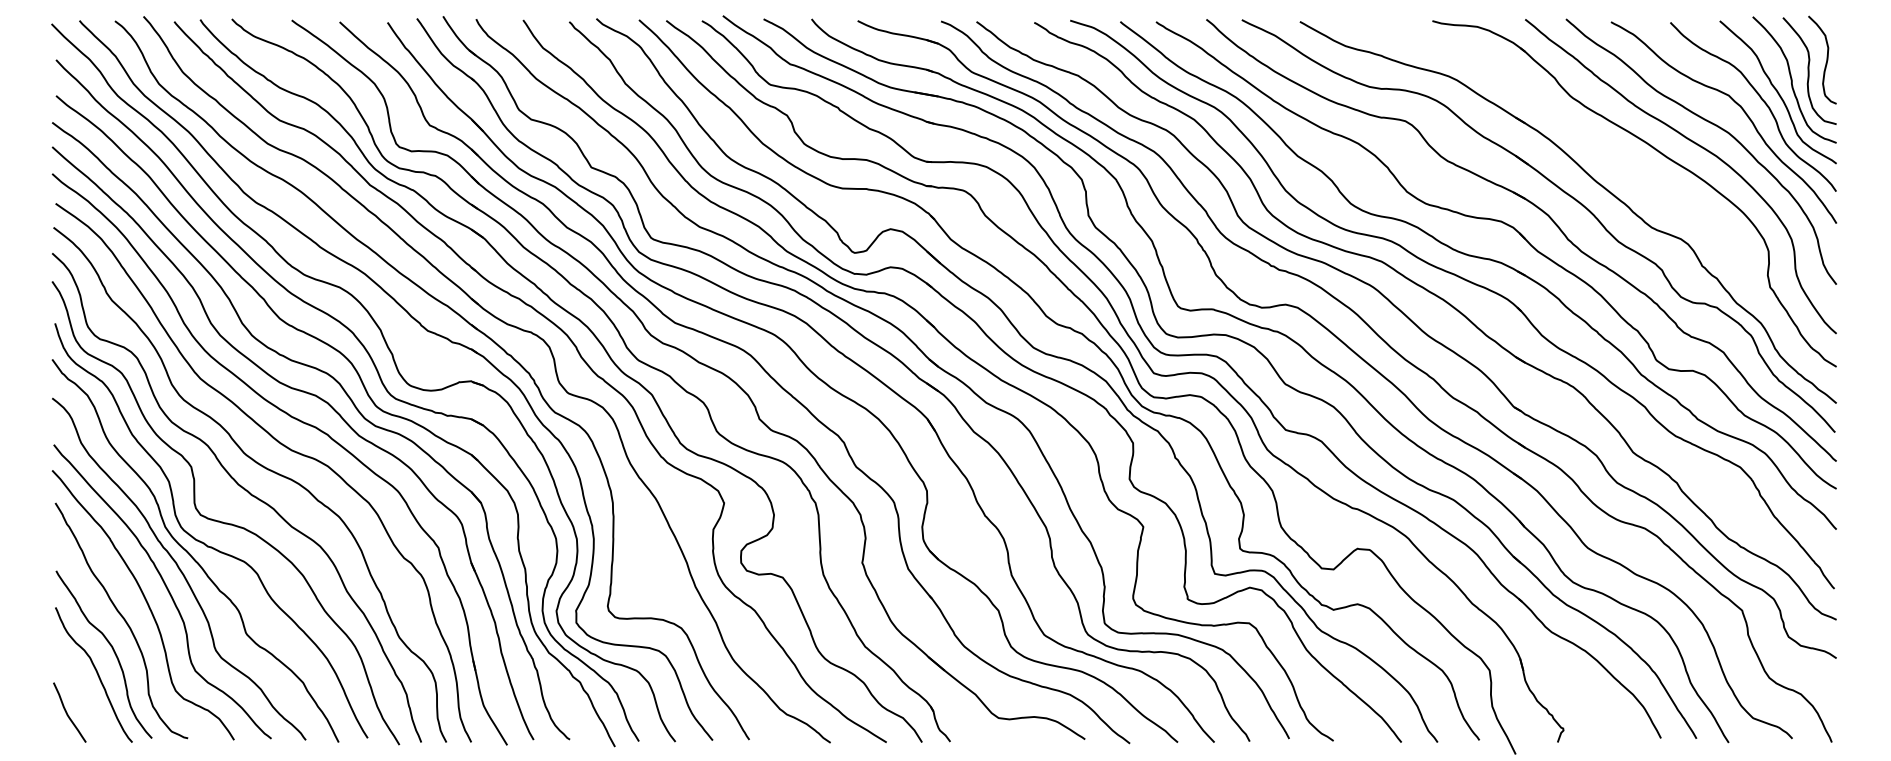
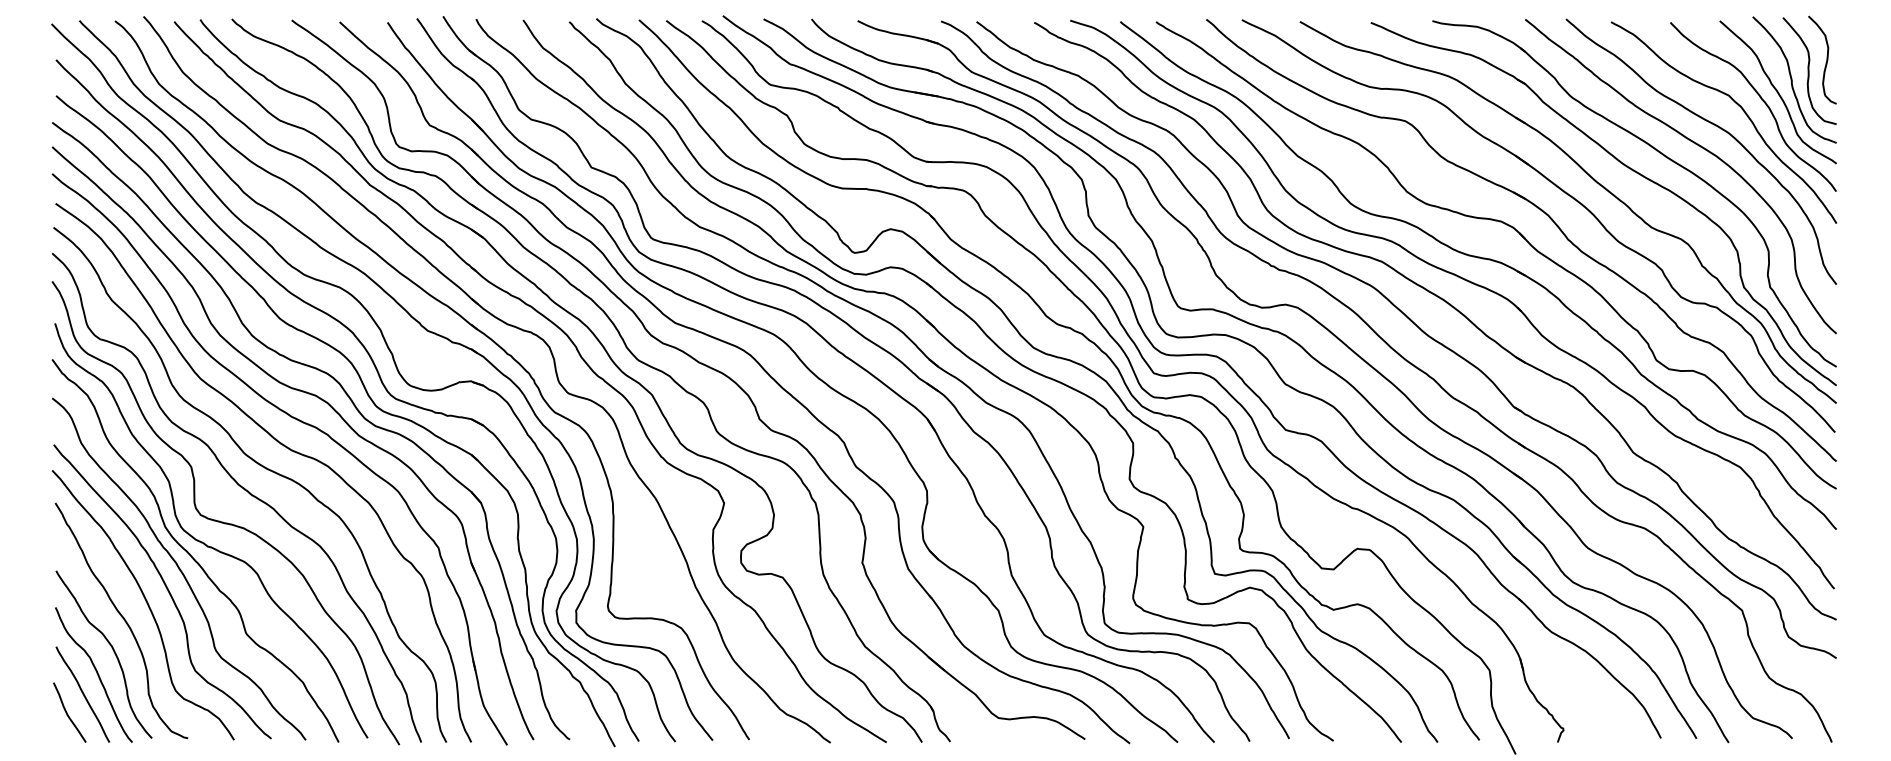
part: none -> present (1626, 167)
curve: none -> present (82, 694)
